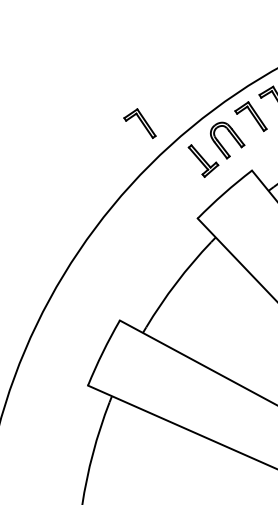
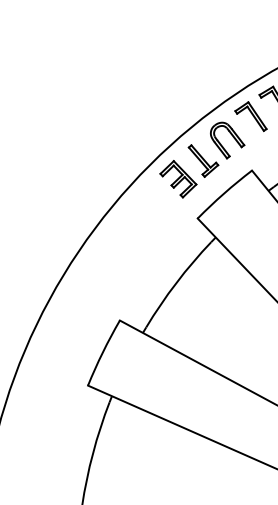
part: present -> none (139, 123)
part: none -> present (178, 179)
